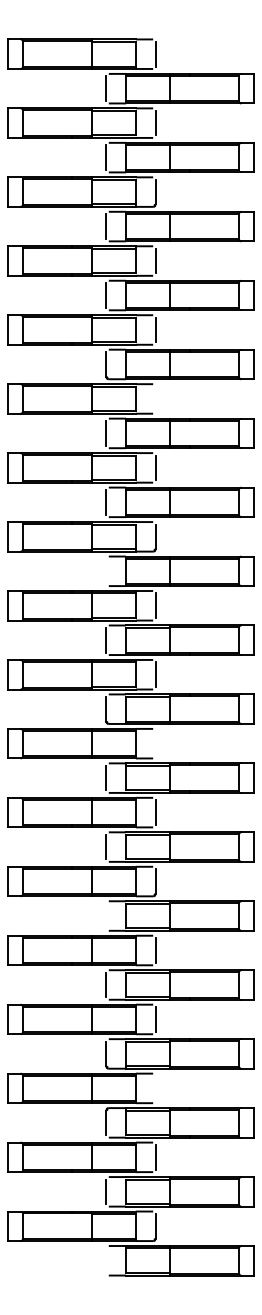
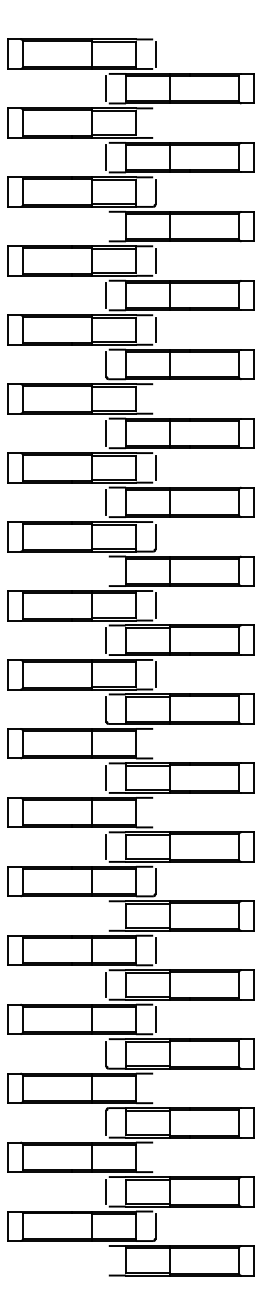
line: present -> none (155, 122)
line: present -> none (106, 226)
line: present -> none (155, 812)
line: present -> none (155, 1157)
